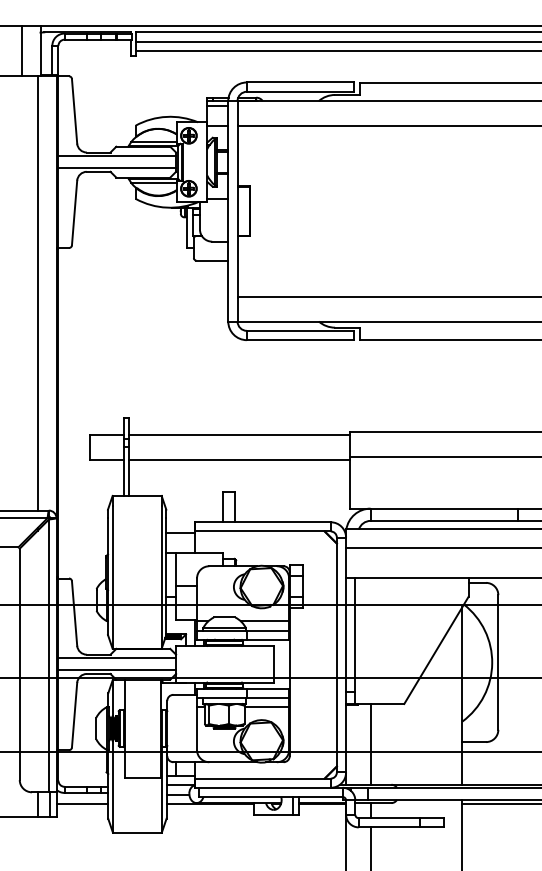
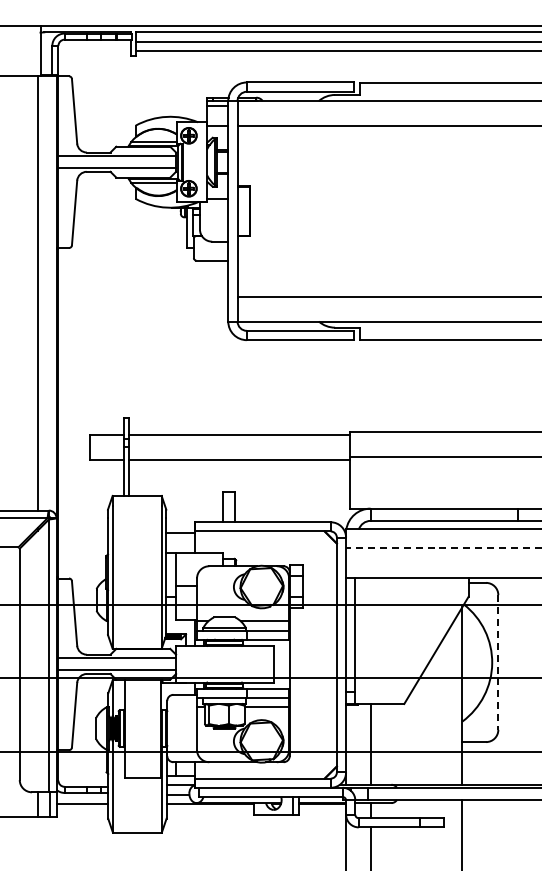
line: present -> none (22, 51)
line: solid -> dashed (443, 547)
line: solid -> dashed (498, 663)
line: present -> none (500, 803)
